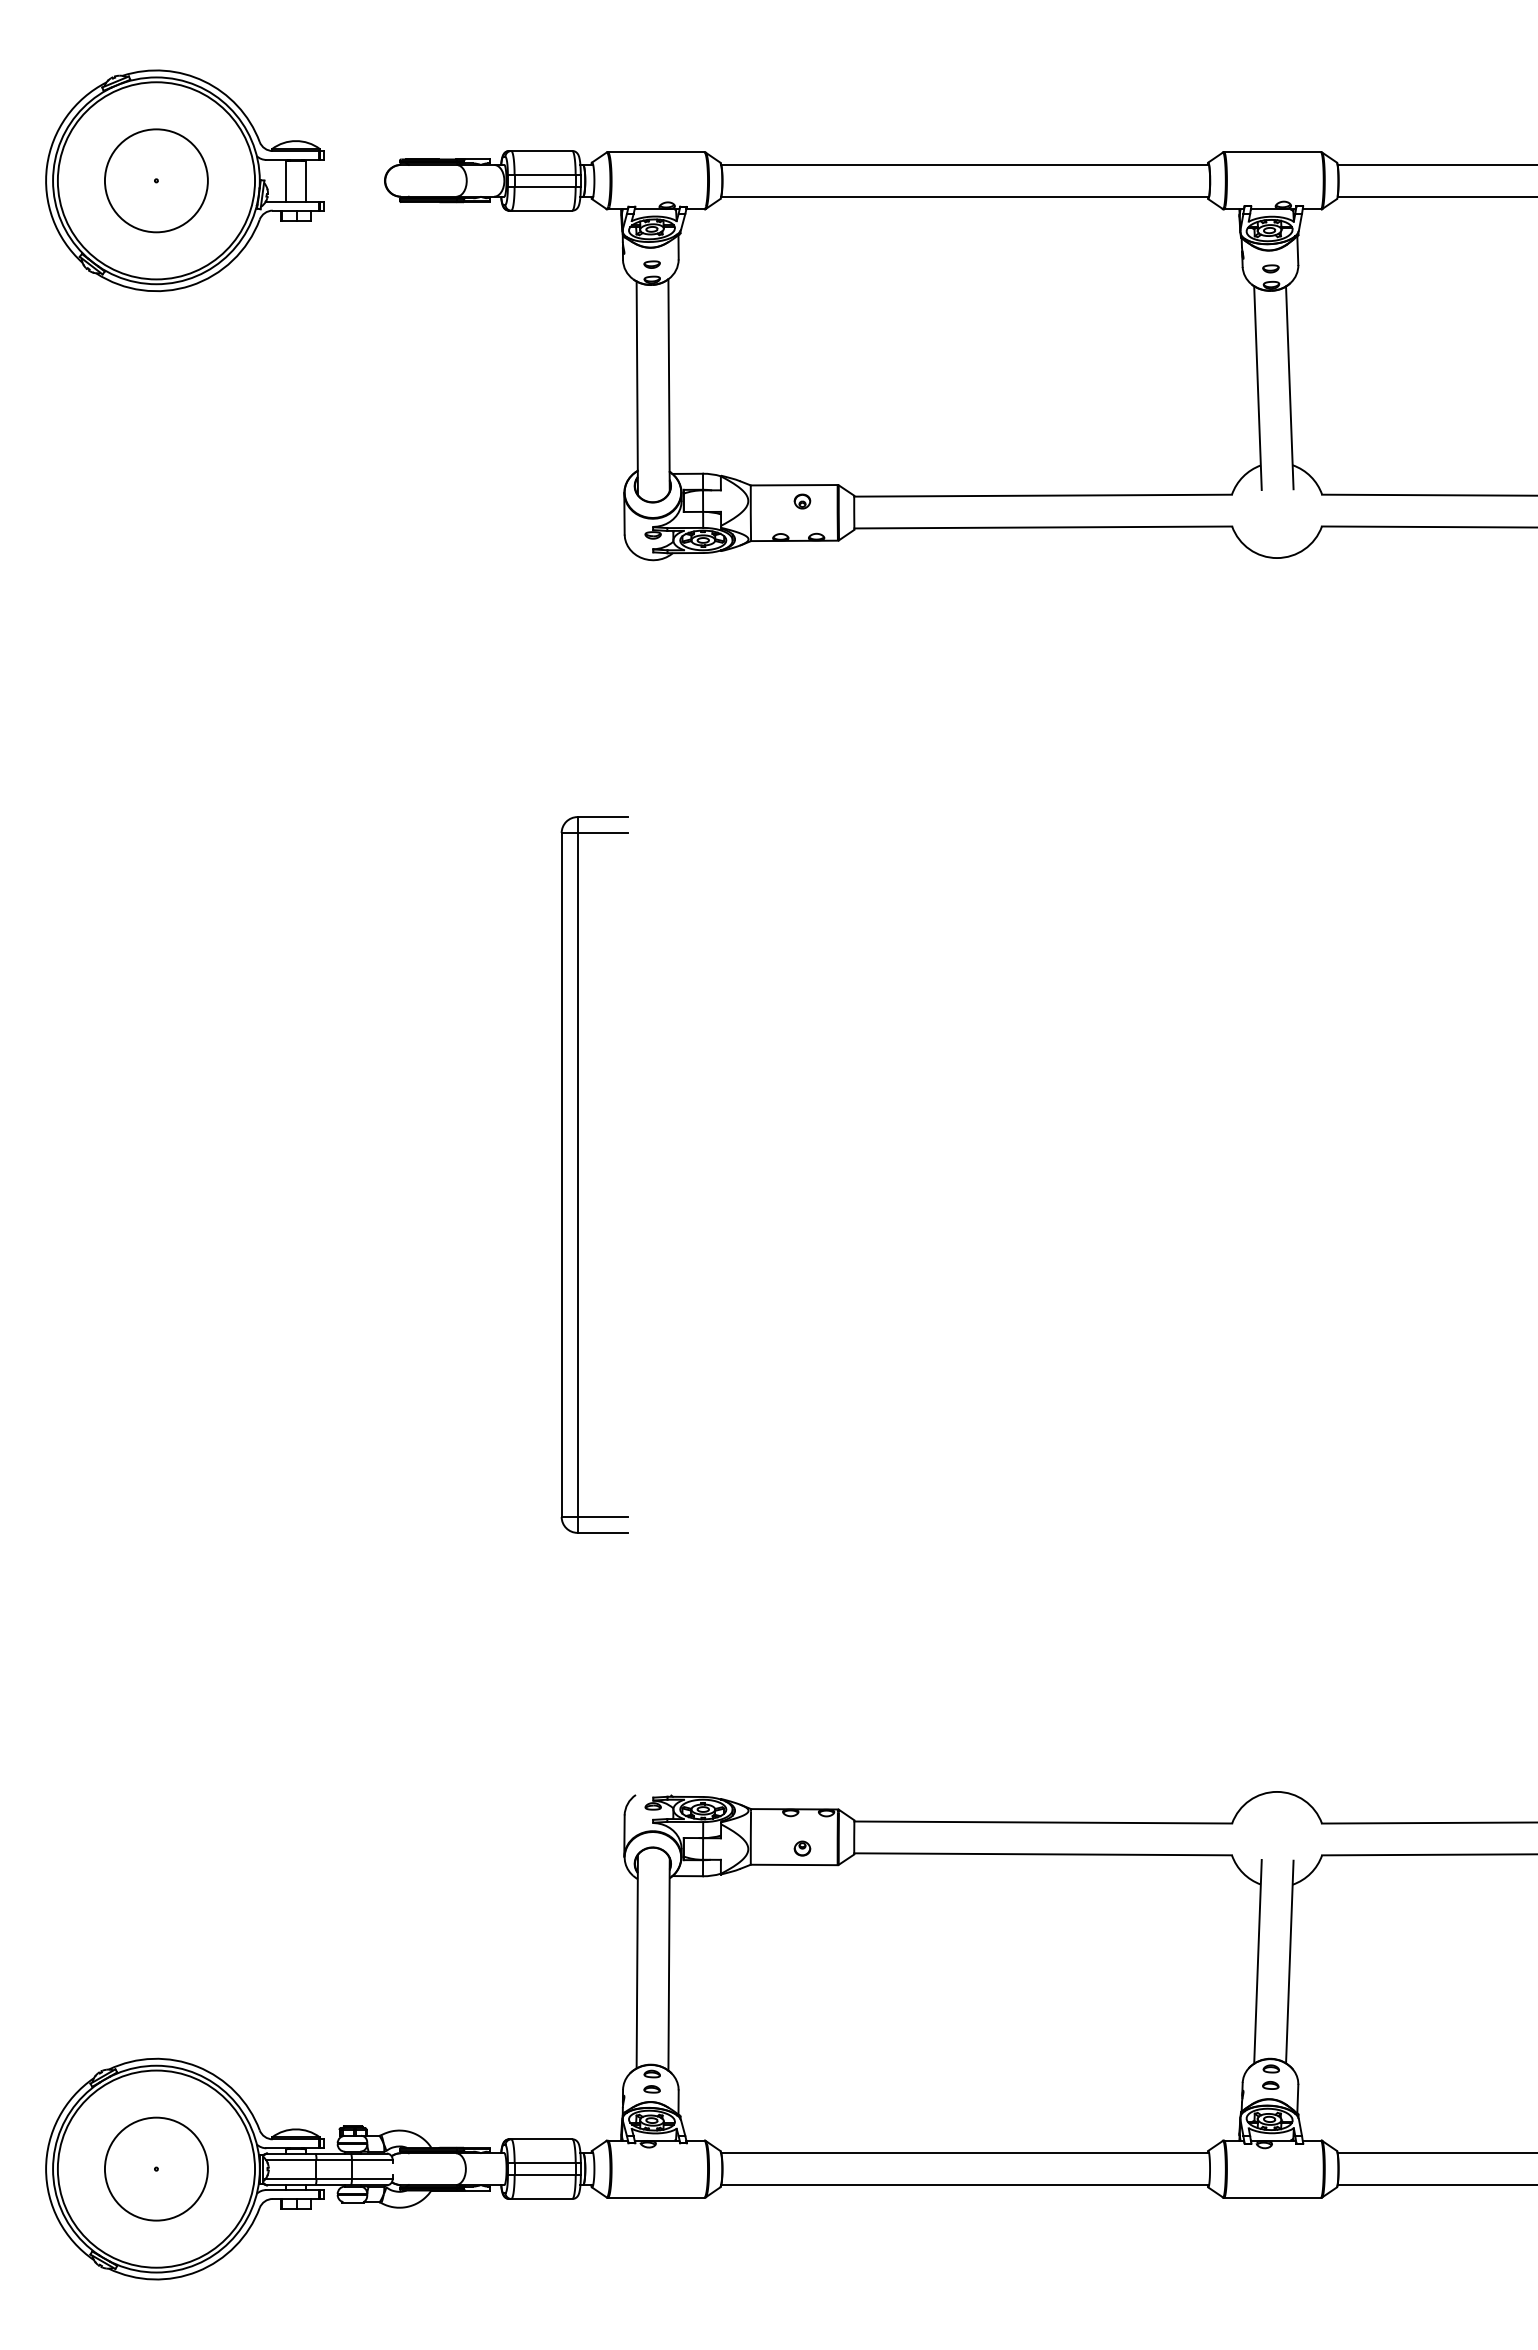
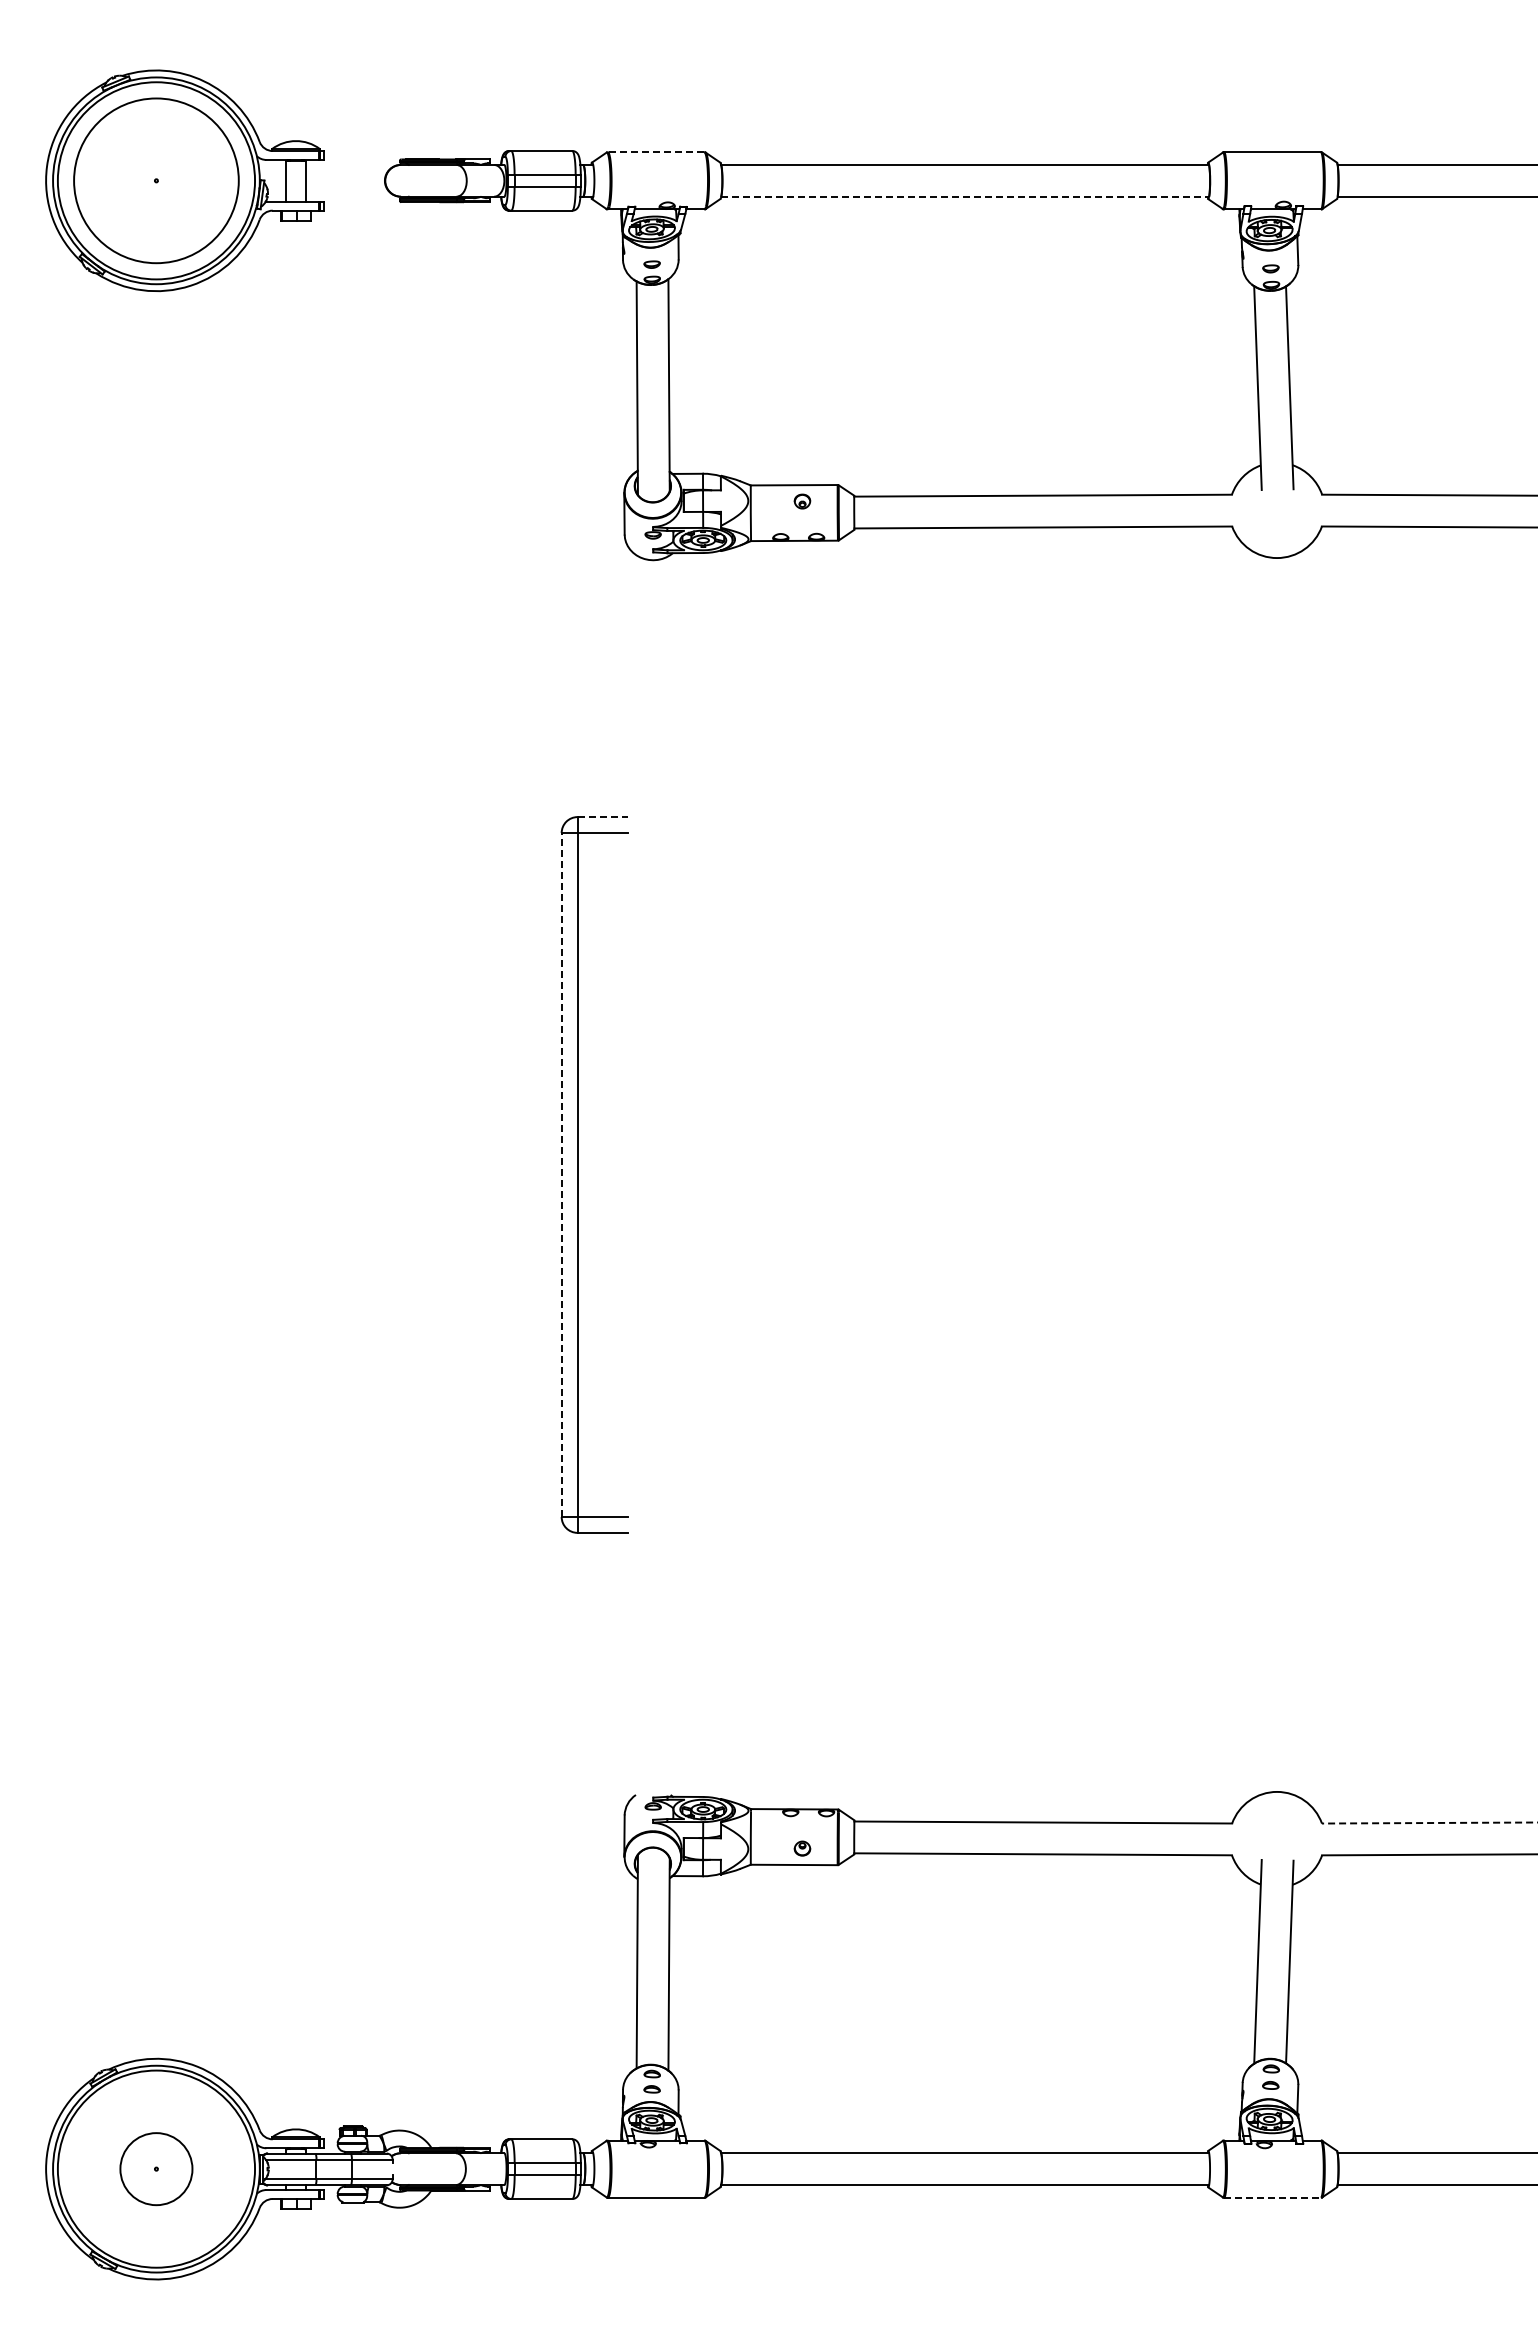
line: solid -> dashed (655, 152)
circle diameter: 103 px -> 165 px (156, 180)
line: solid -> dashed (965, 196)
line: solid -> dashed (603, 817)
line: solid -> dashed (561, 1175)
line: solid -> dashed (1429, 1823)
circle diameter: 103 px -> 72 px (156, 2169)
line: solid -> dashed (1273, 2197)
